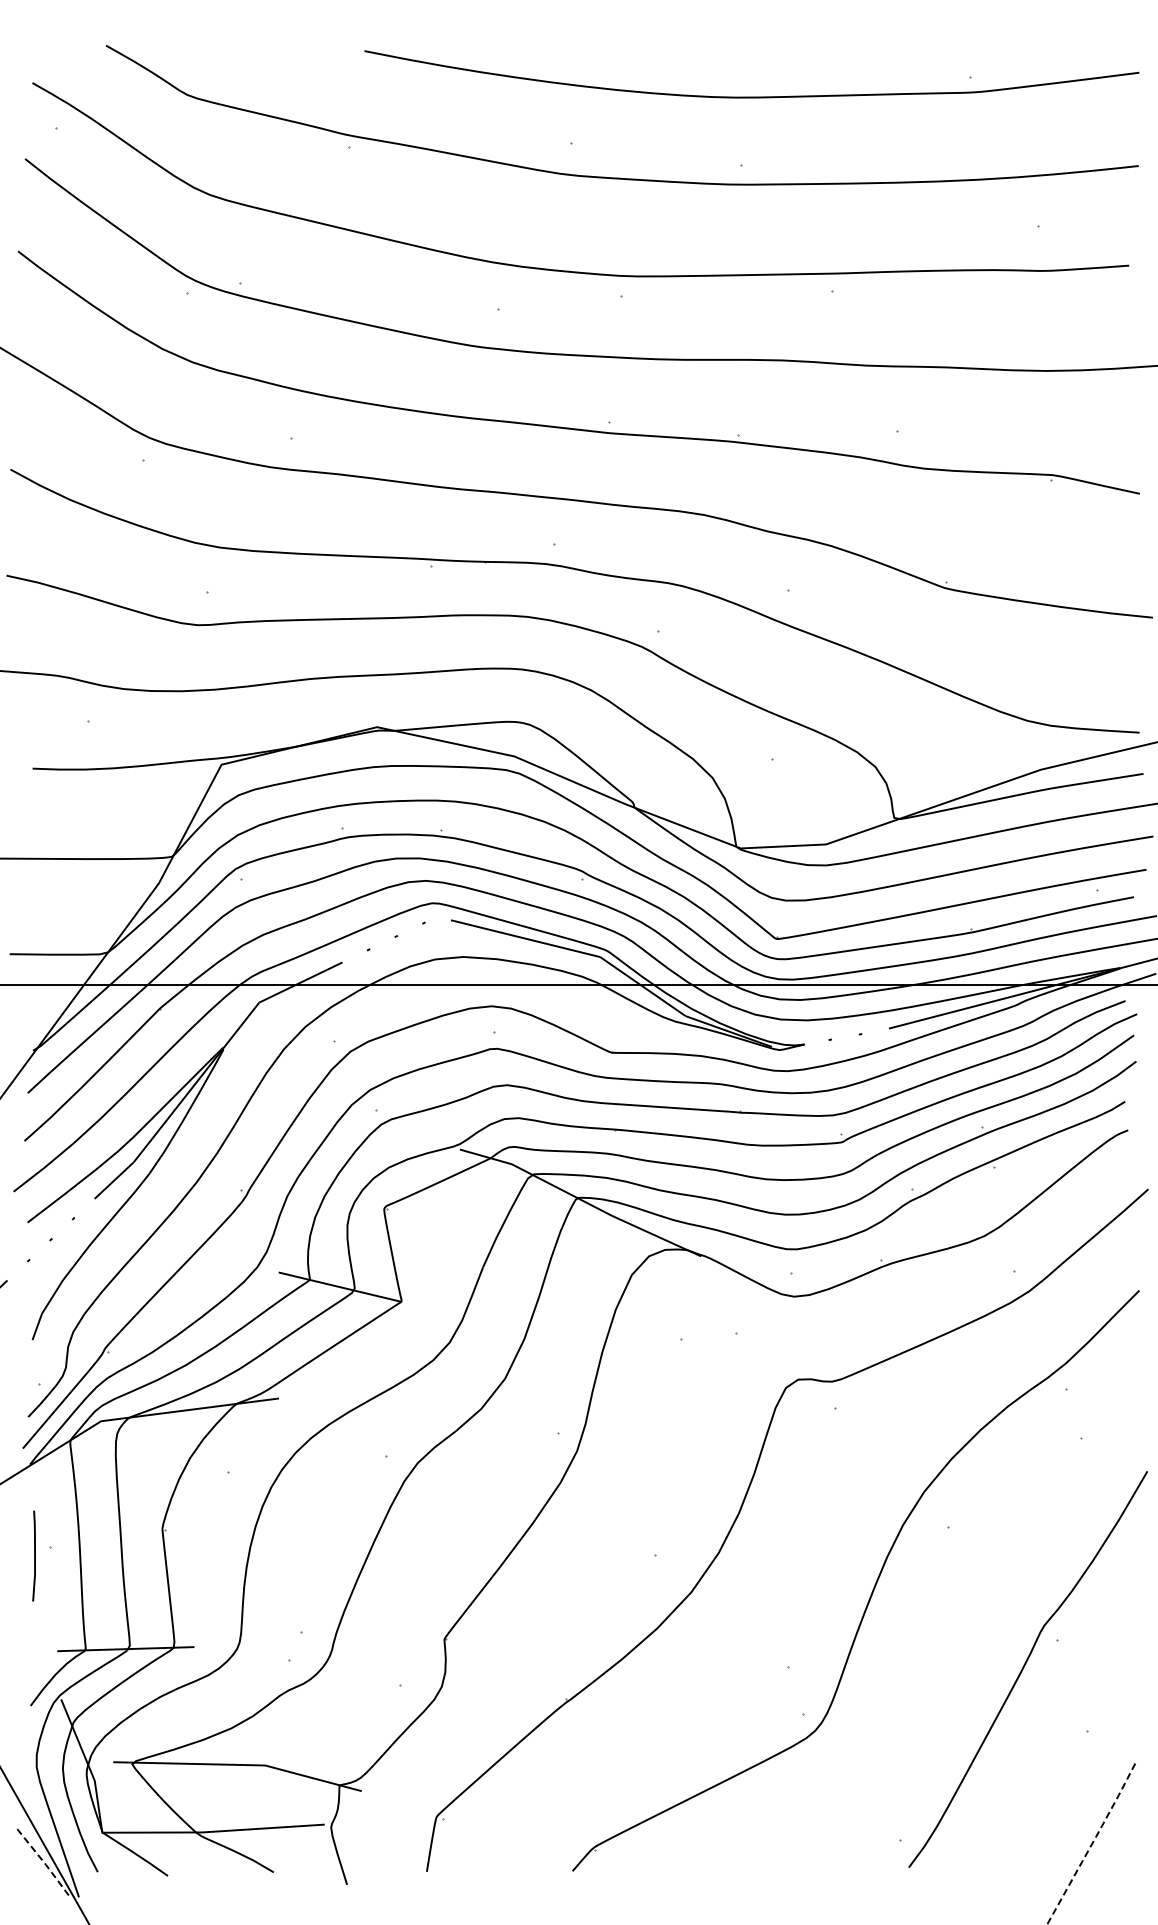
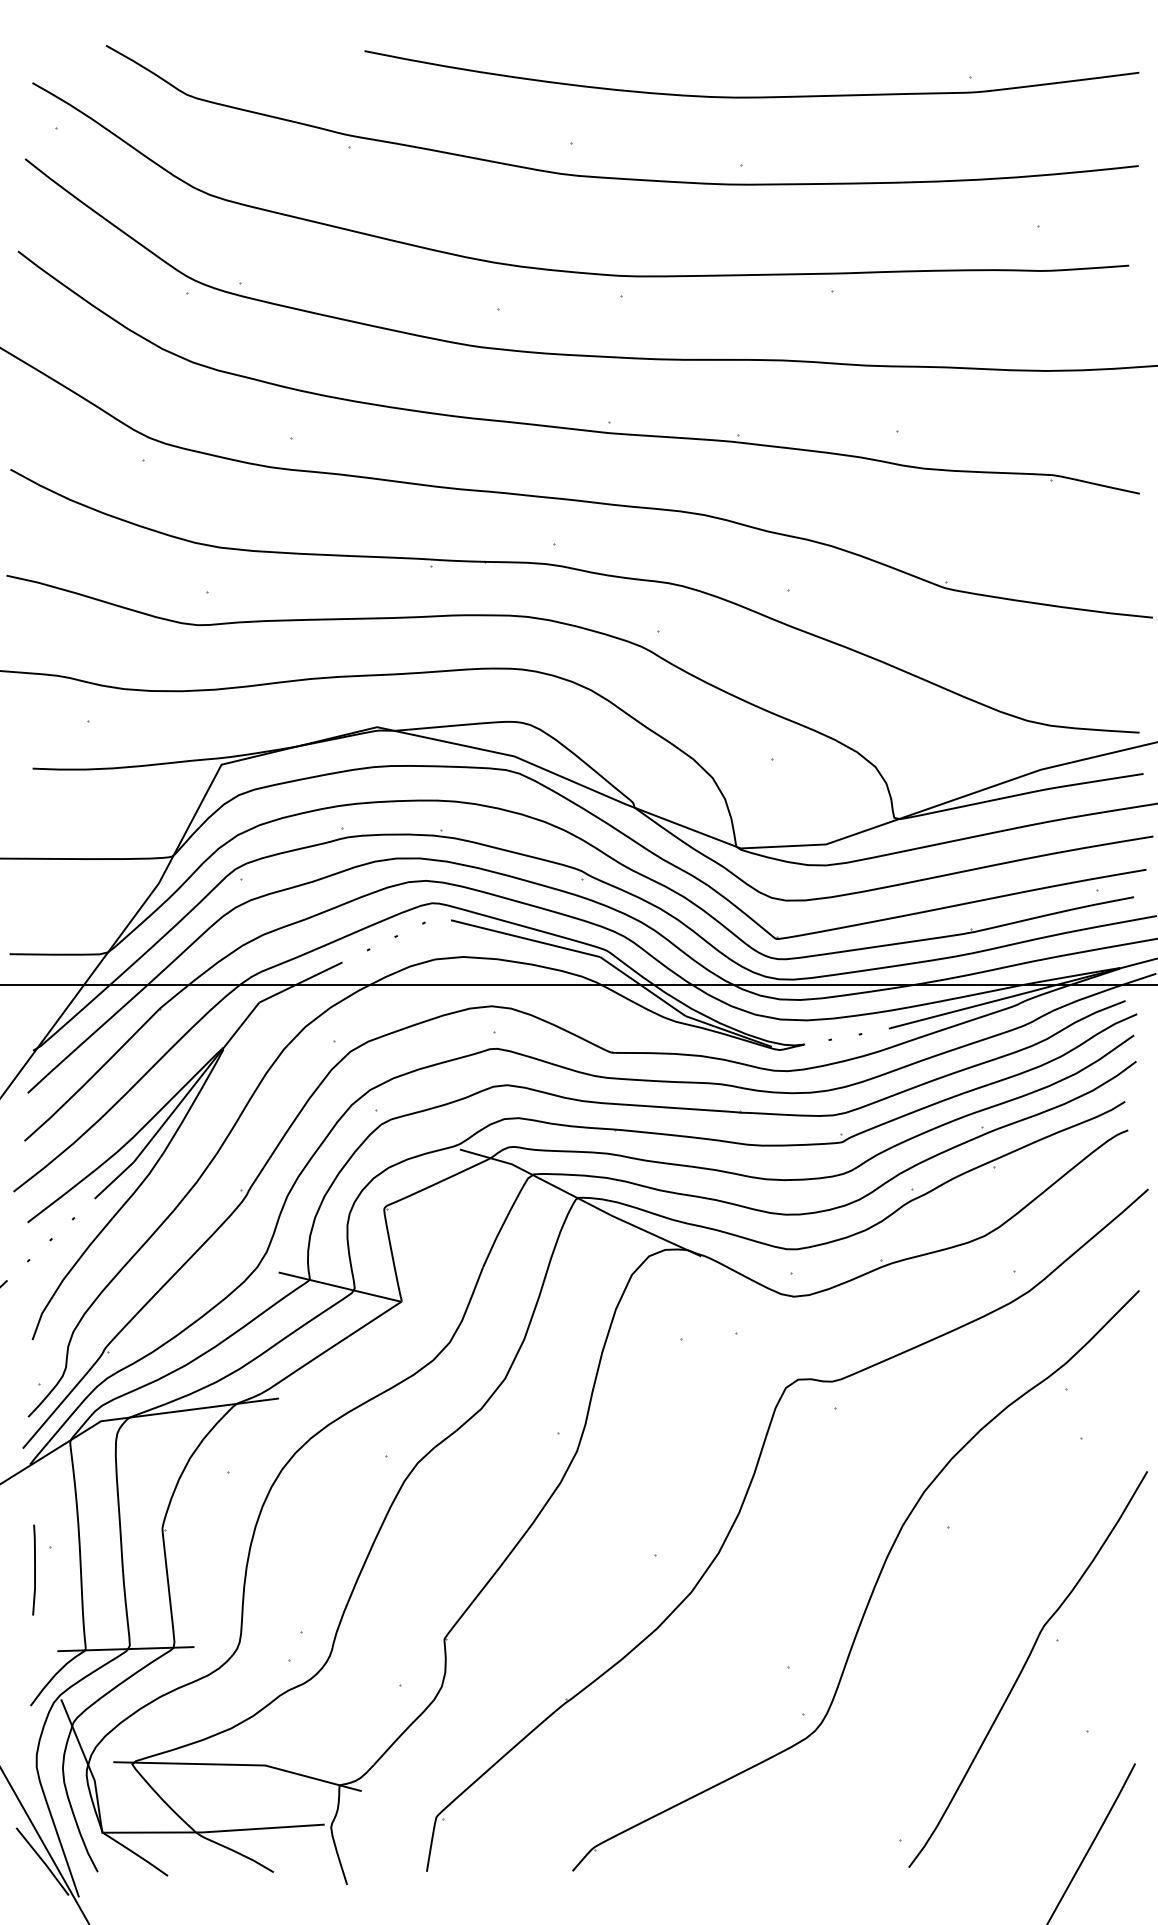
curve position: (34, 1555) -> (34, 1569) (34, 1569)
line: dashed -> solid (1092, 1843)
line: dashed -> solid (43, 1861)
